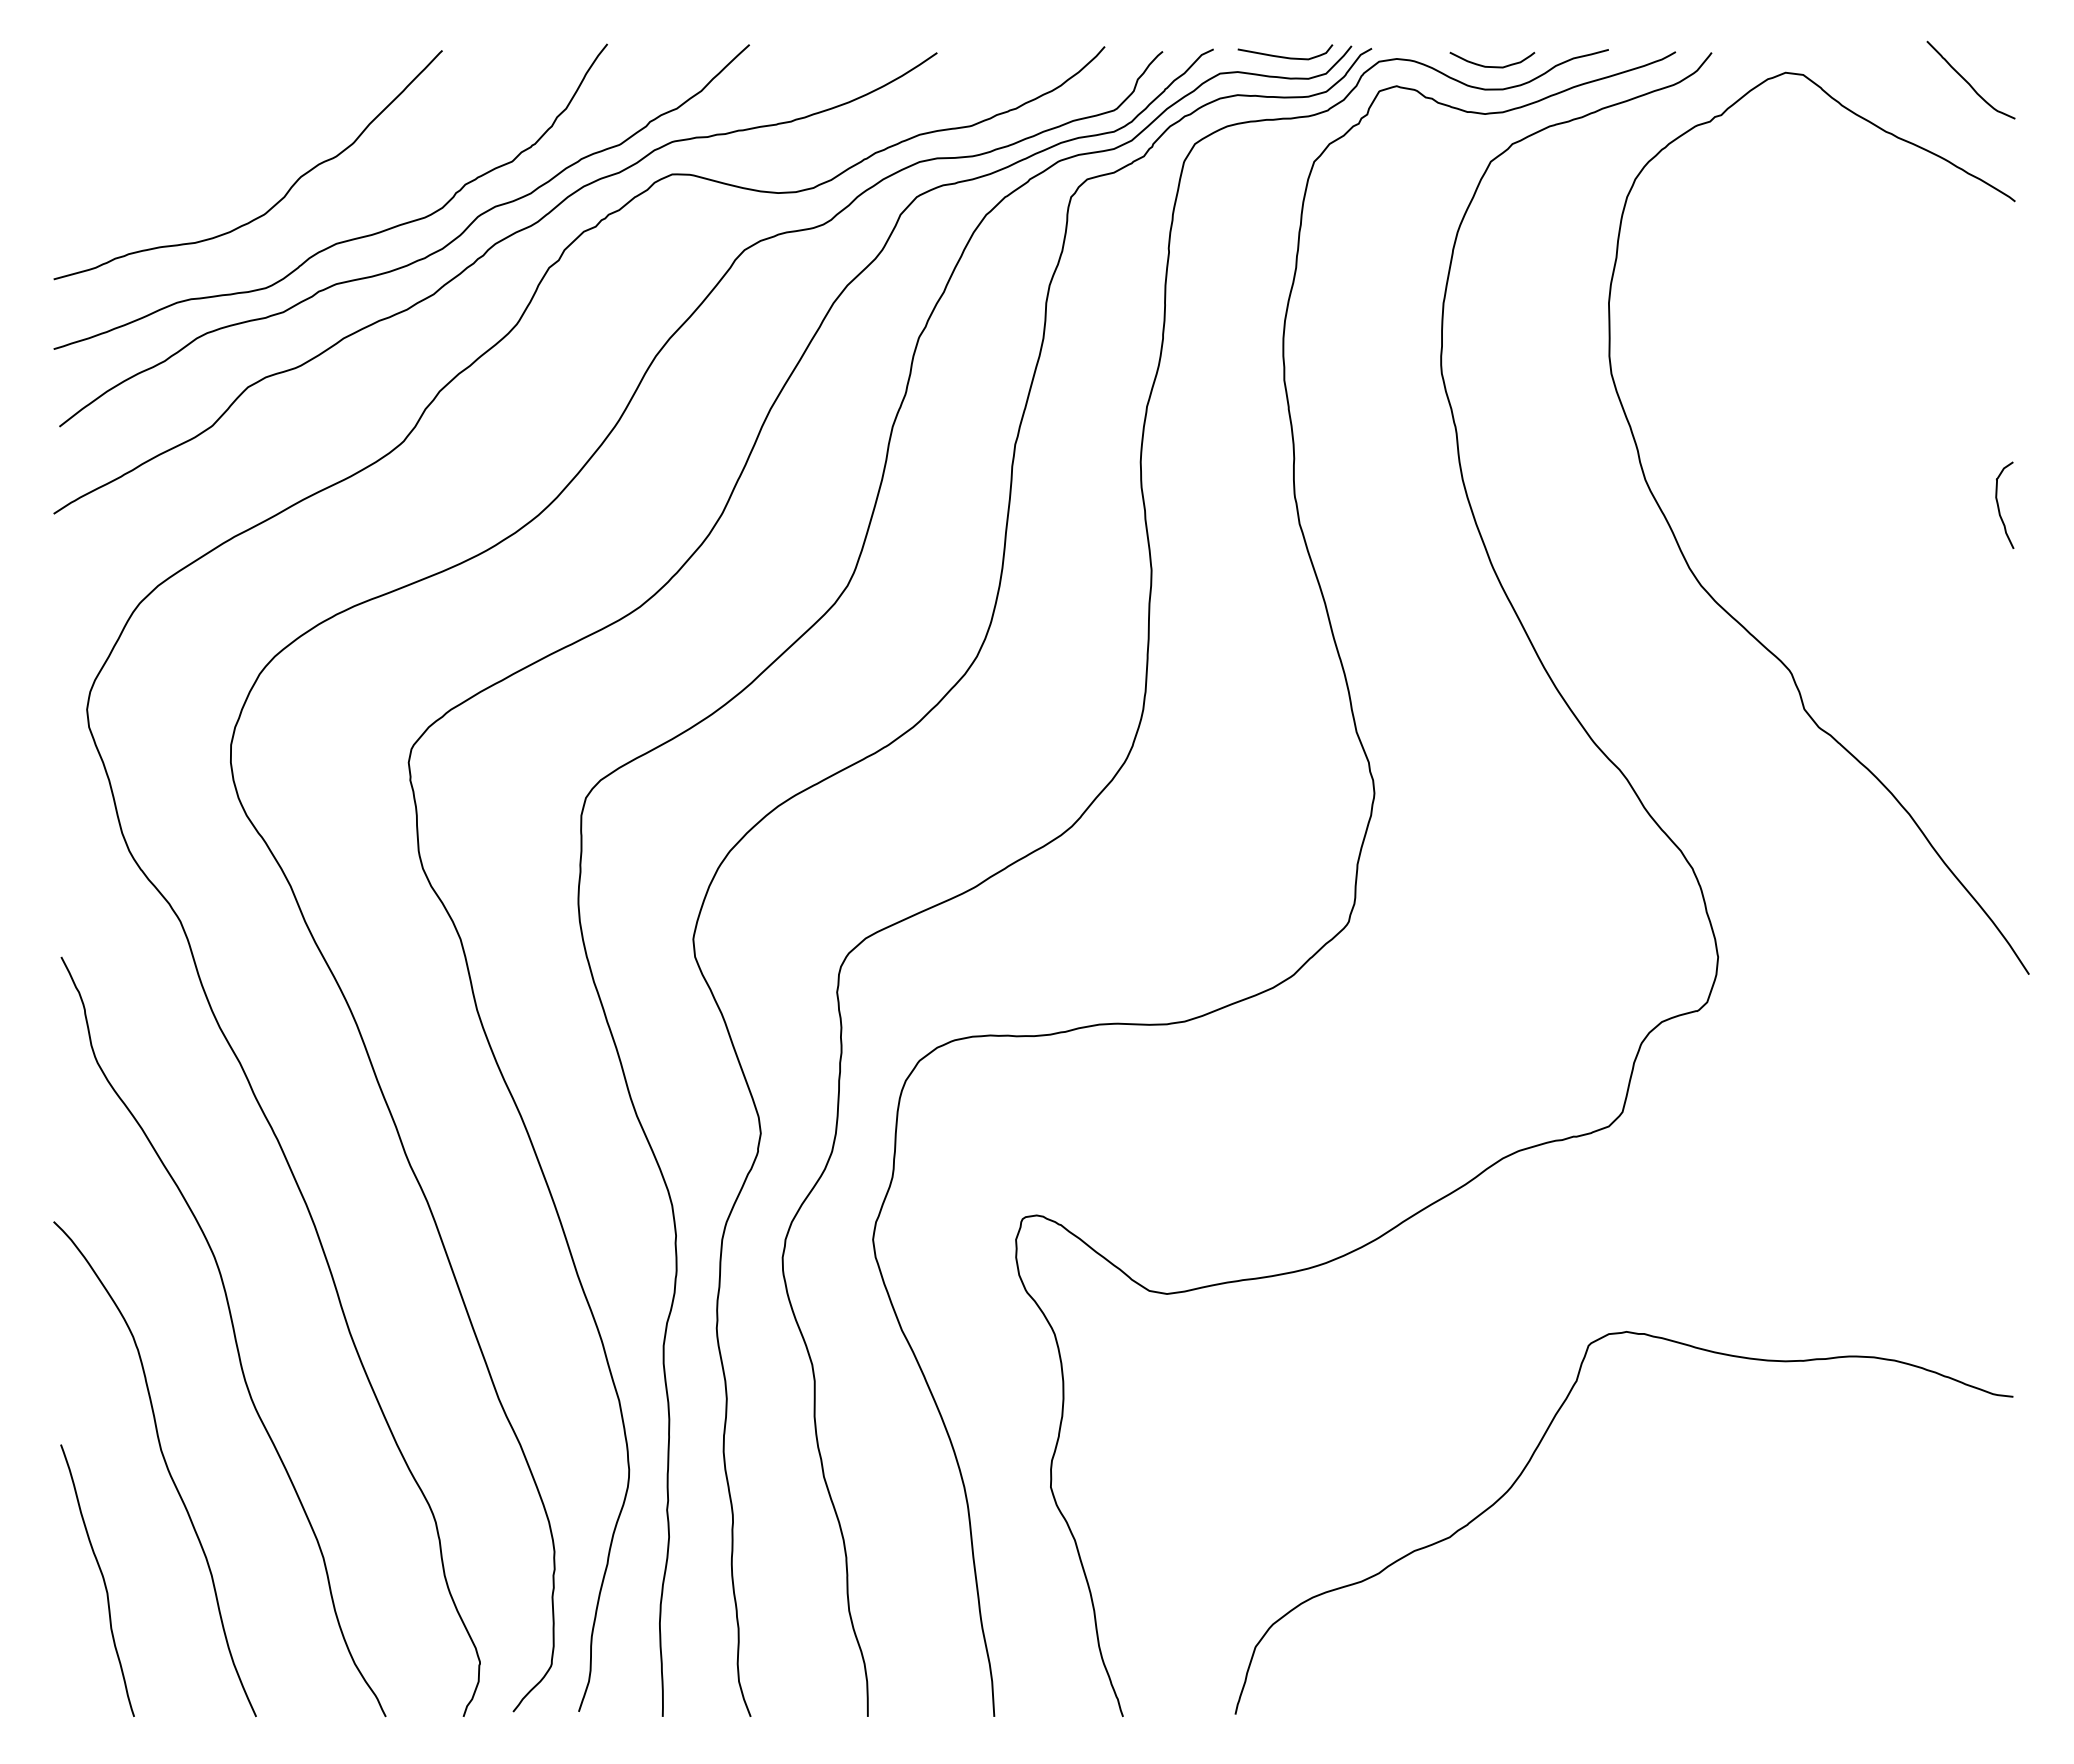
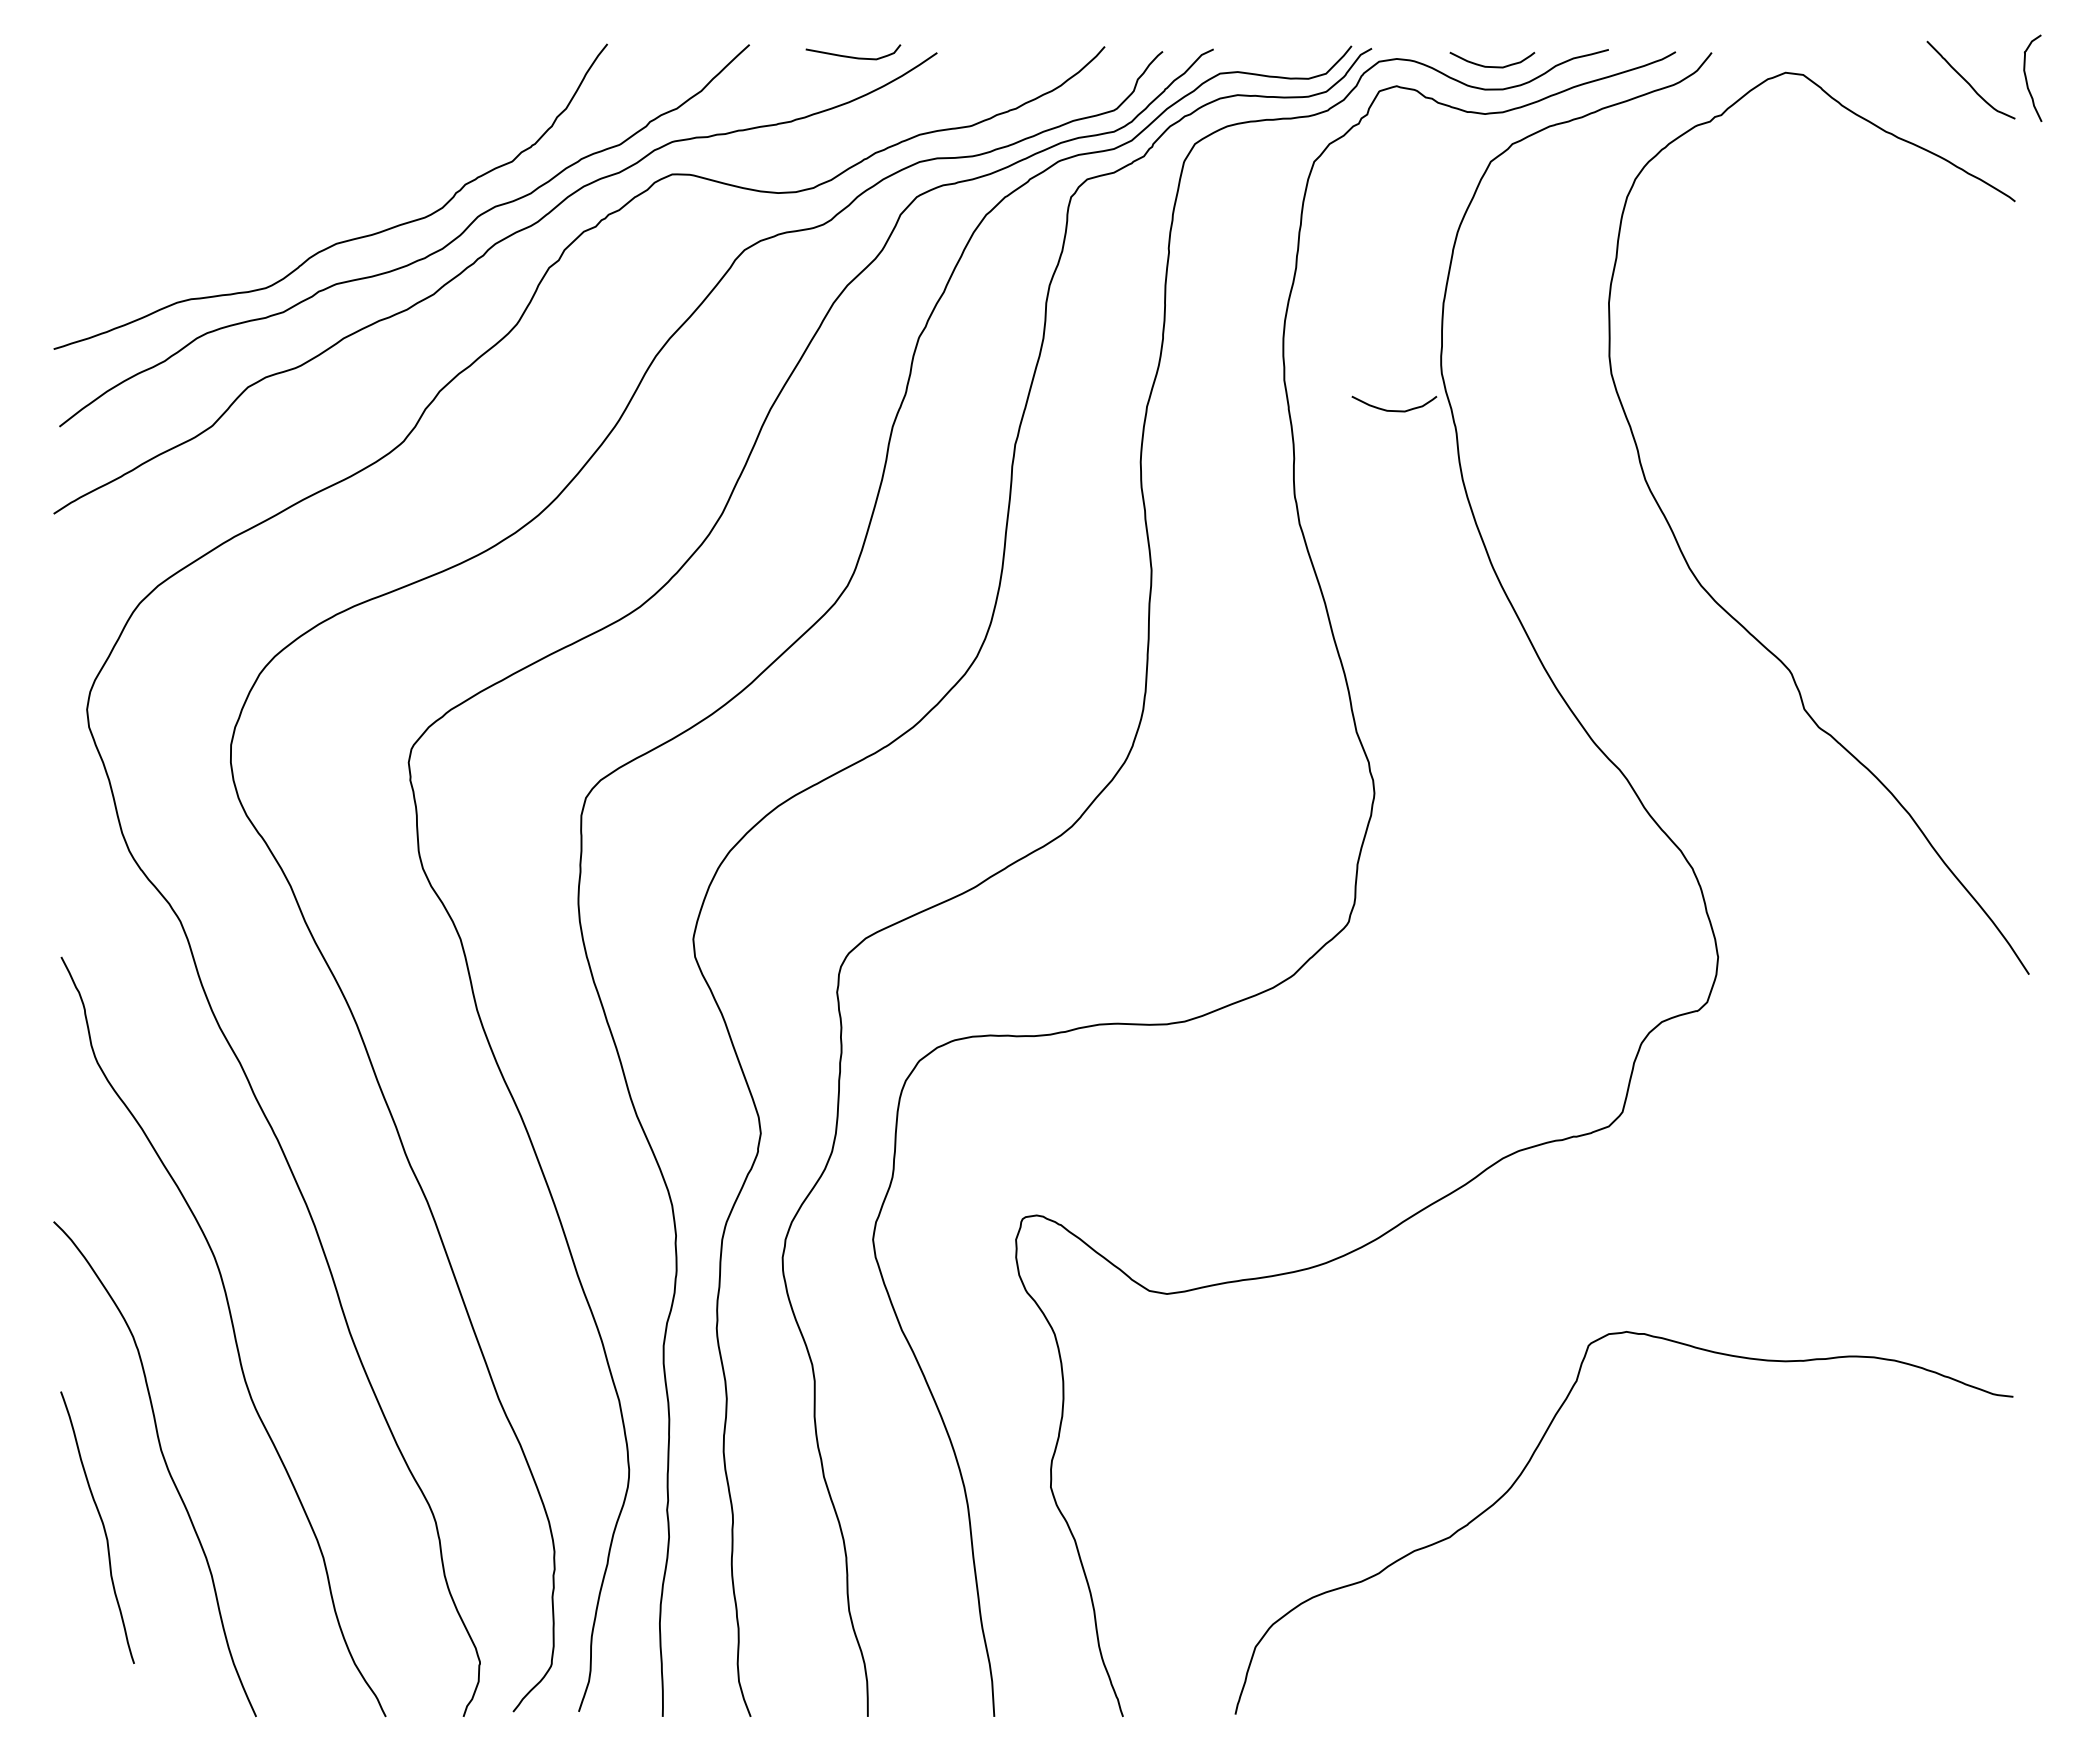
curve position: (1285, 56) -> (853, 56) (853, 56)
curve: present -> none (277, 201)
curve: none -> present (1394, 410)
curve position: (1999, 506) -> (2027, 79) (2027, 79)
curve position: (102, 1579) -> (102, 1526) (102, 1526)
